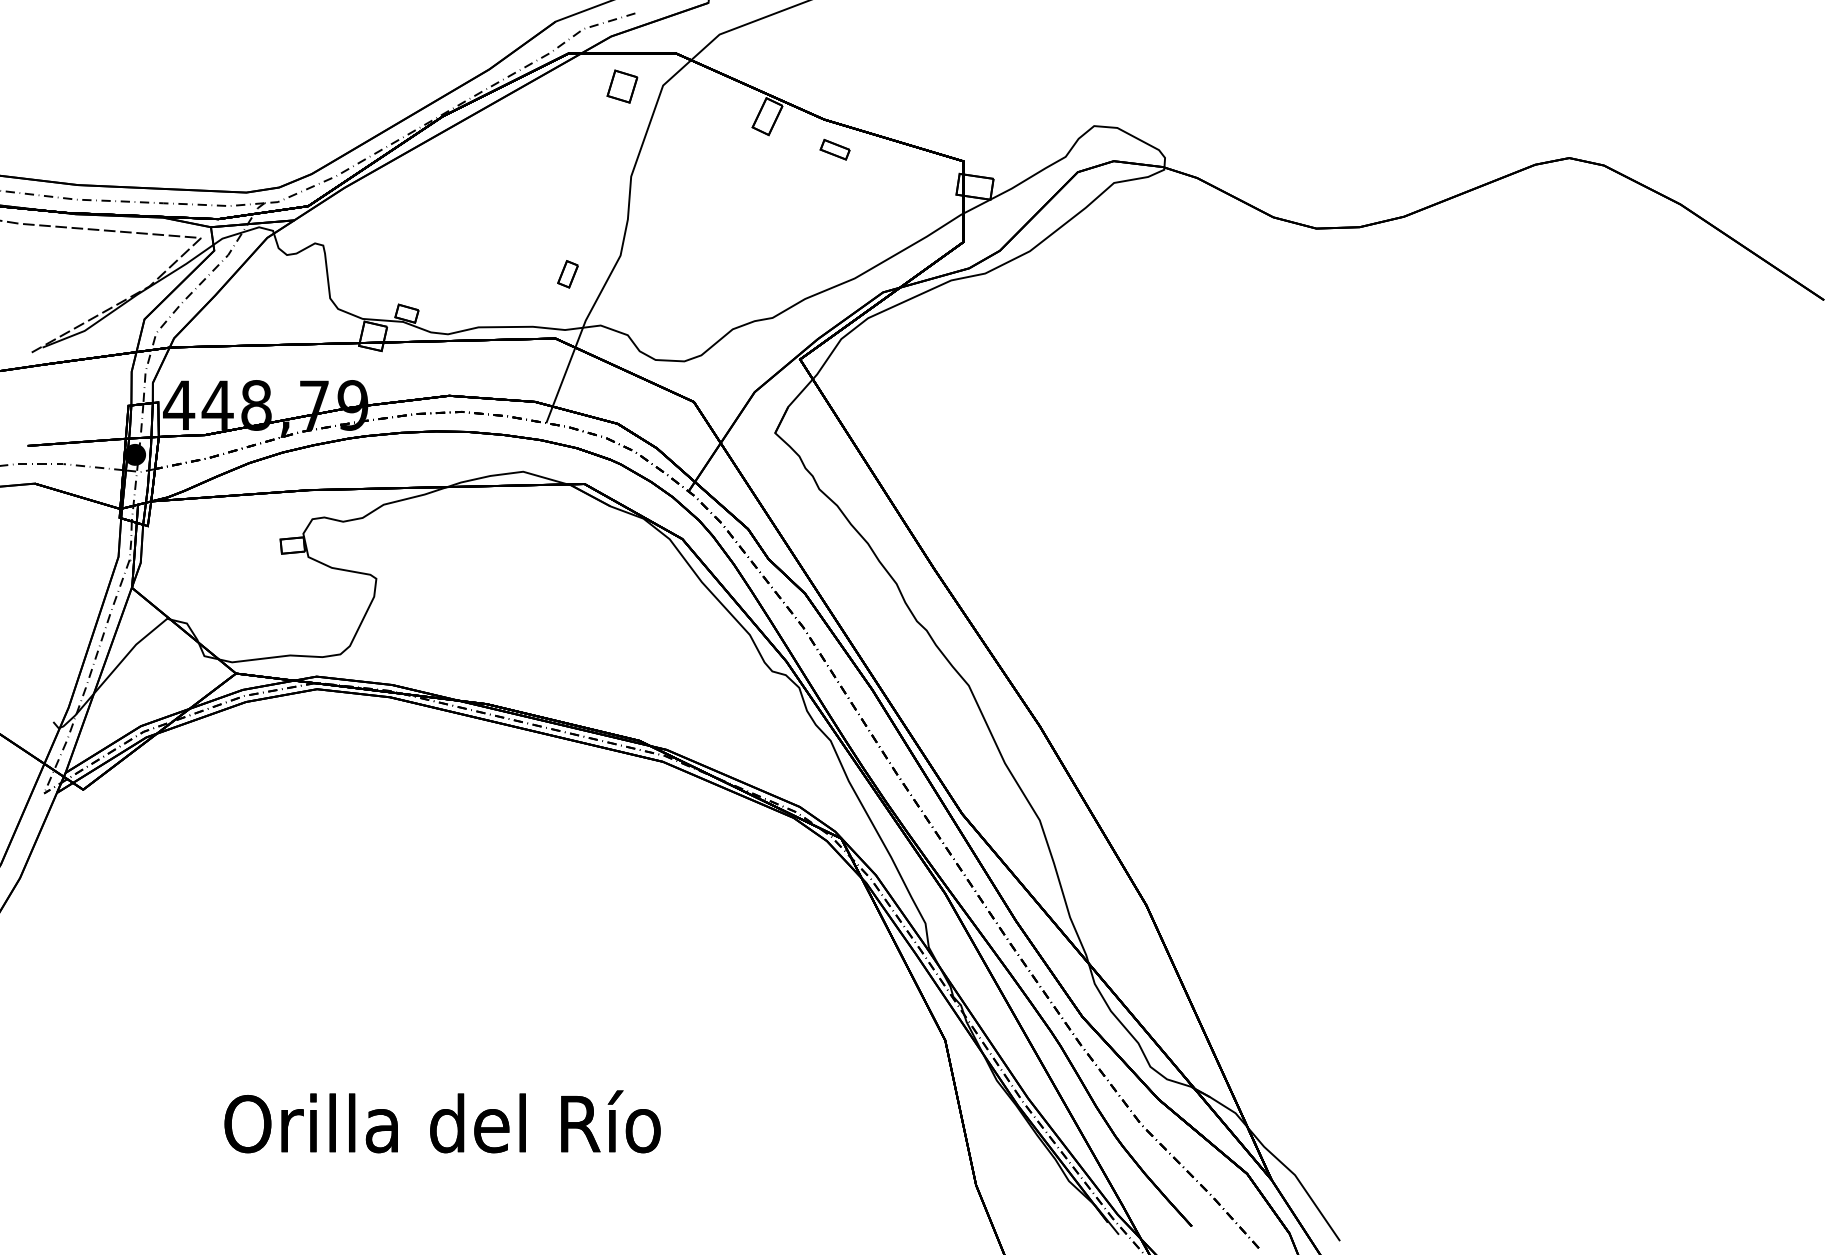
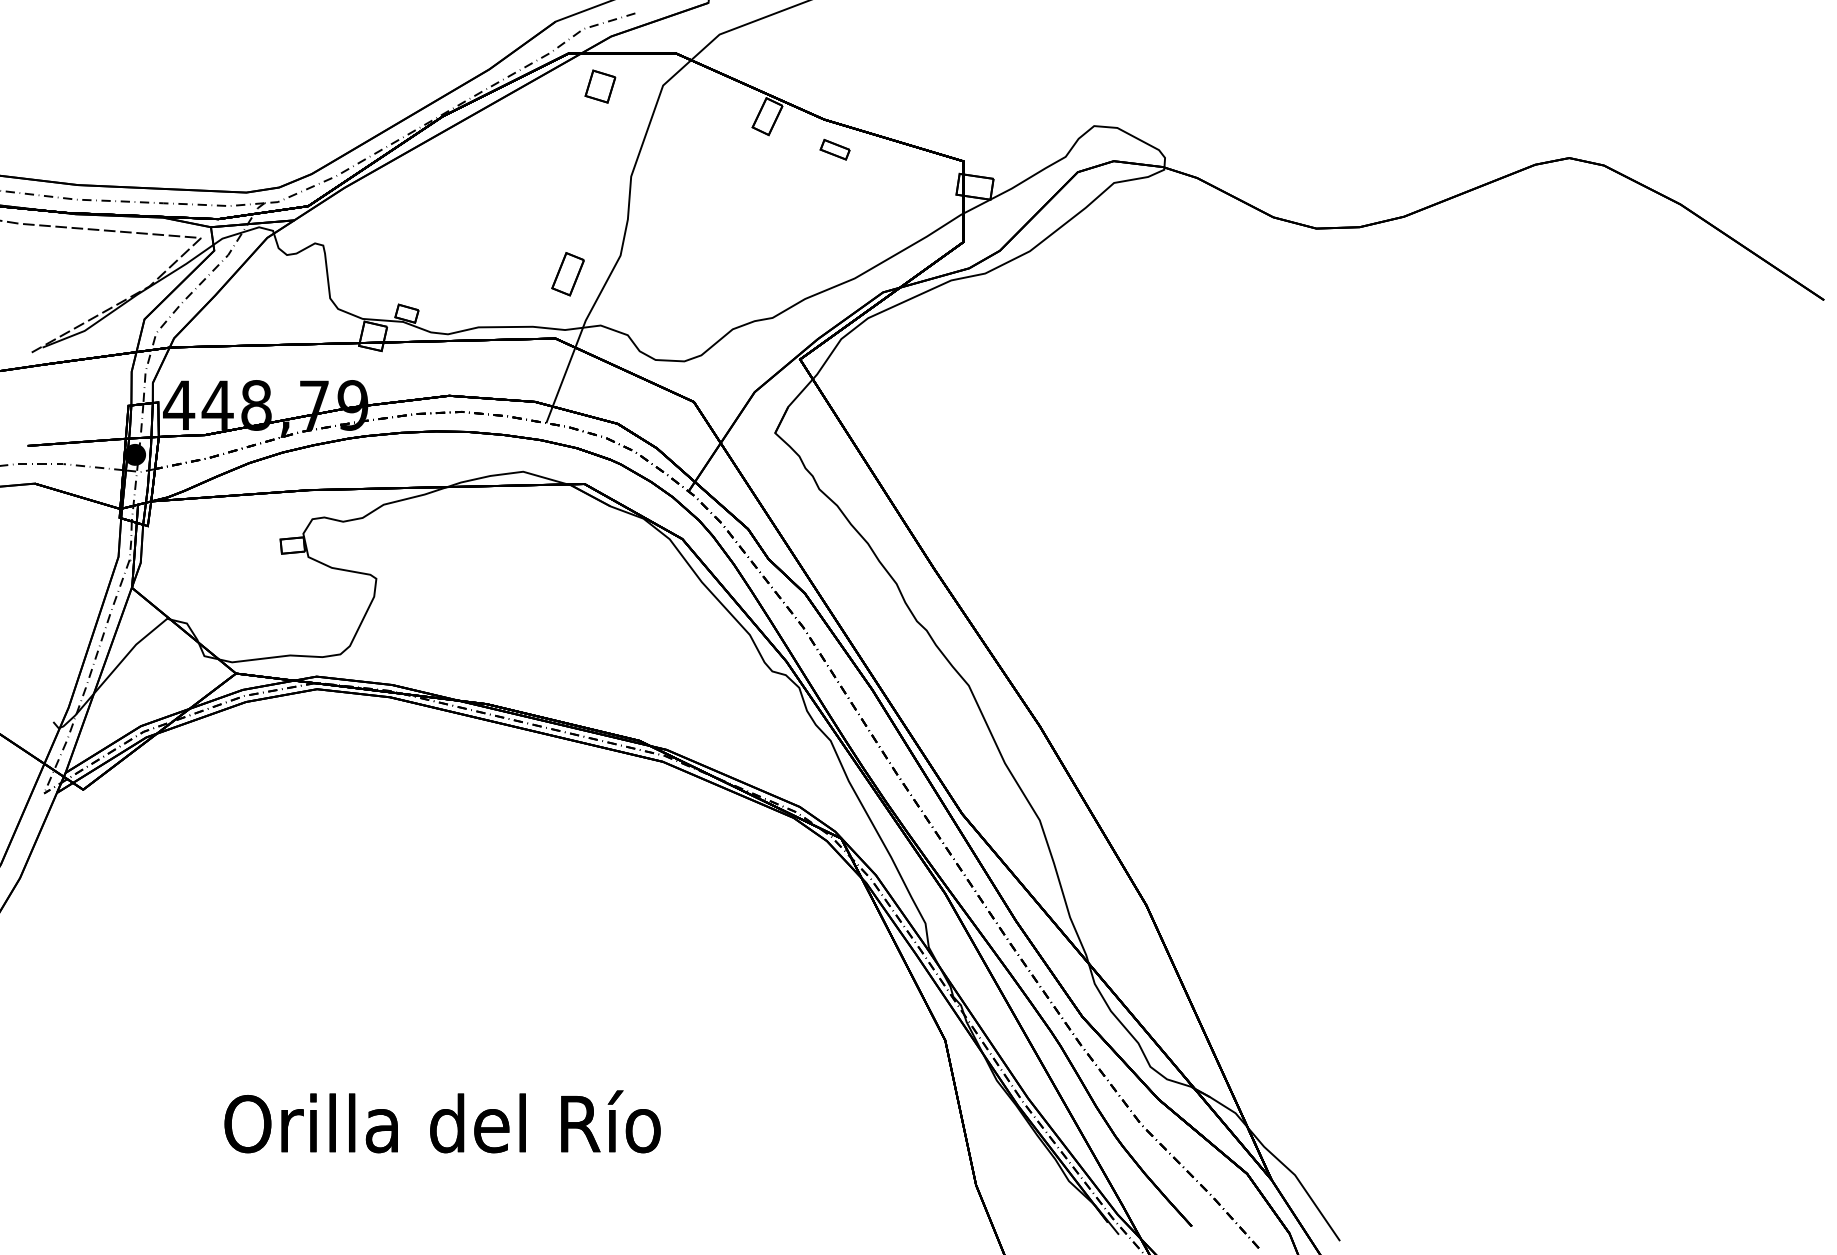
part position: (622, 86) -> (600, 86) (600, 86)
part size: 22x29 px -> 34x45 px (567, 274)
